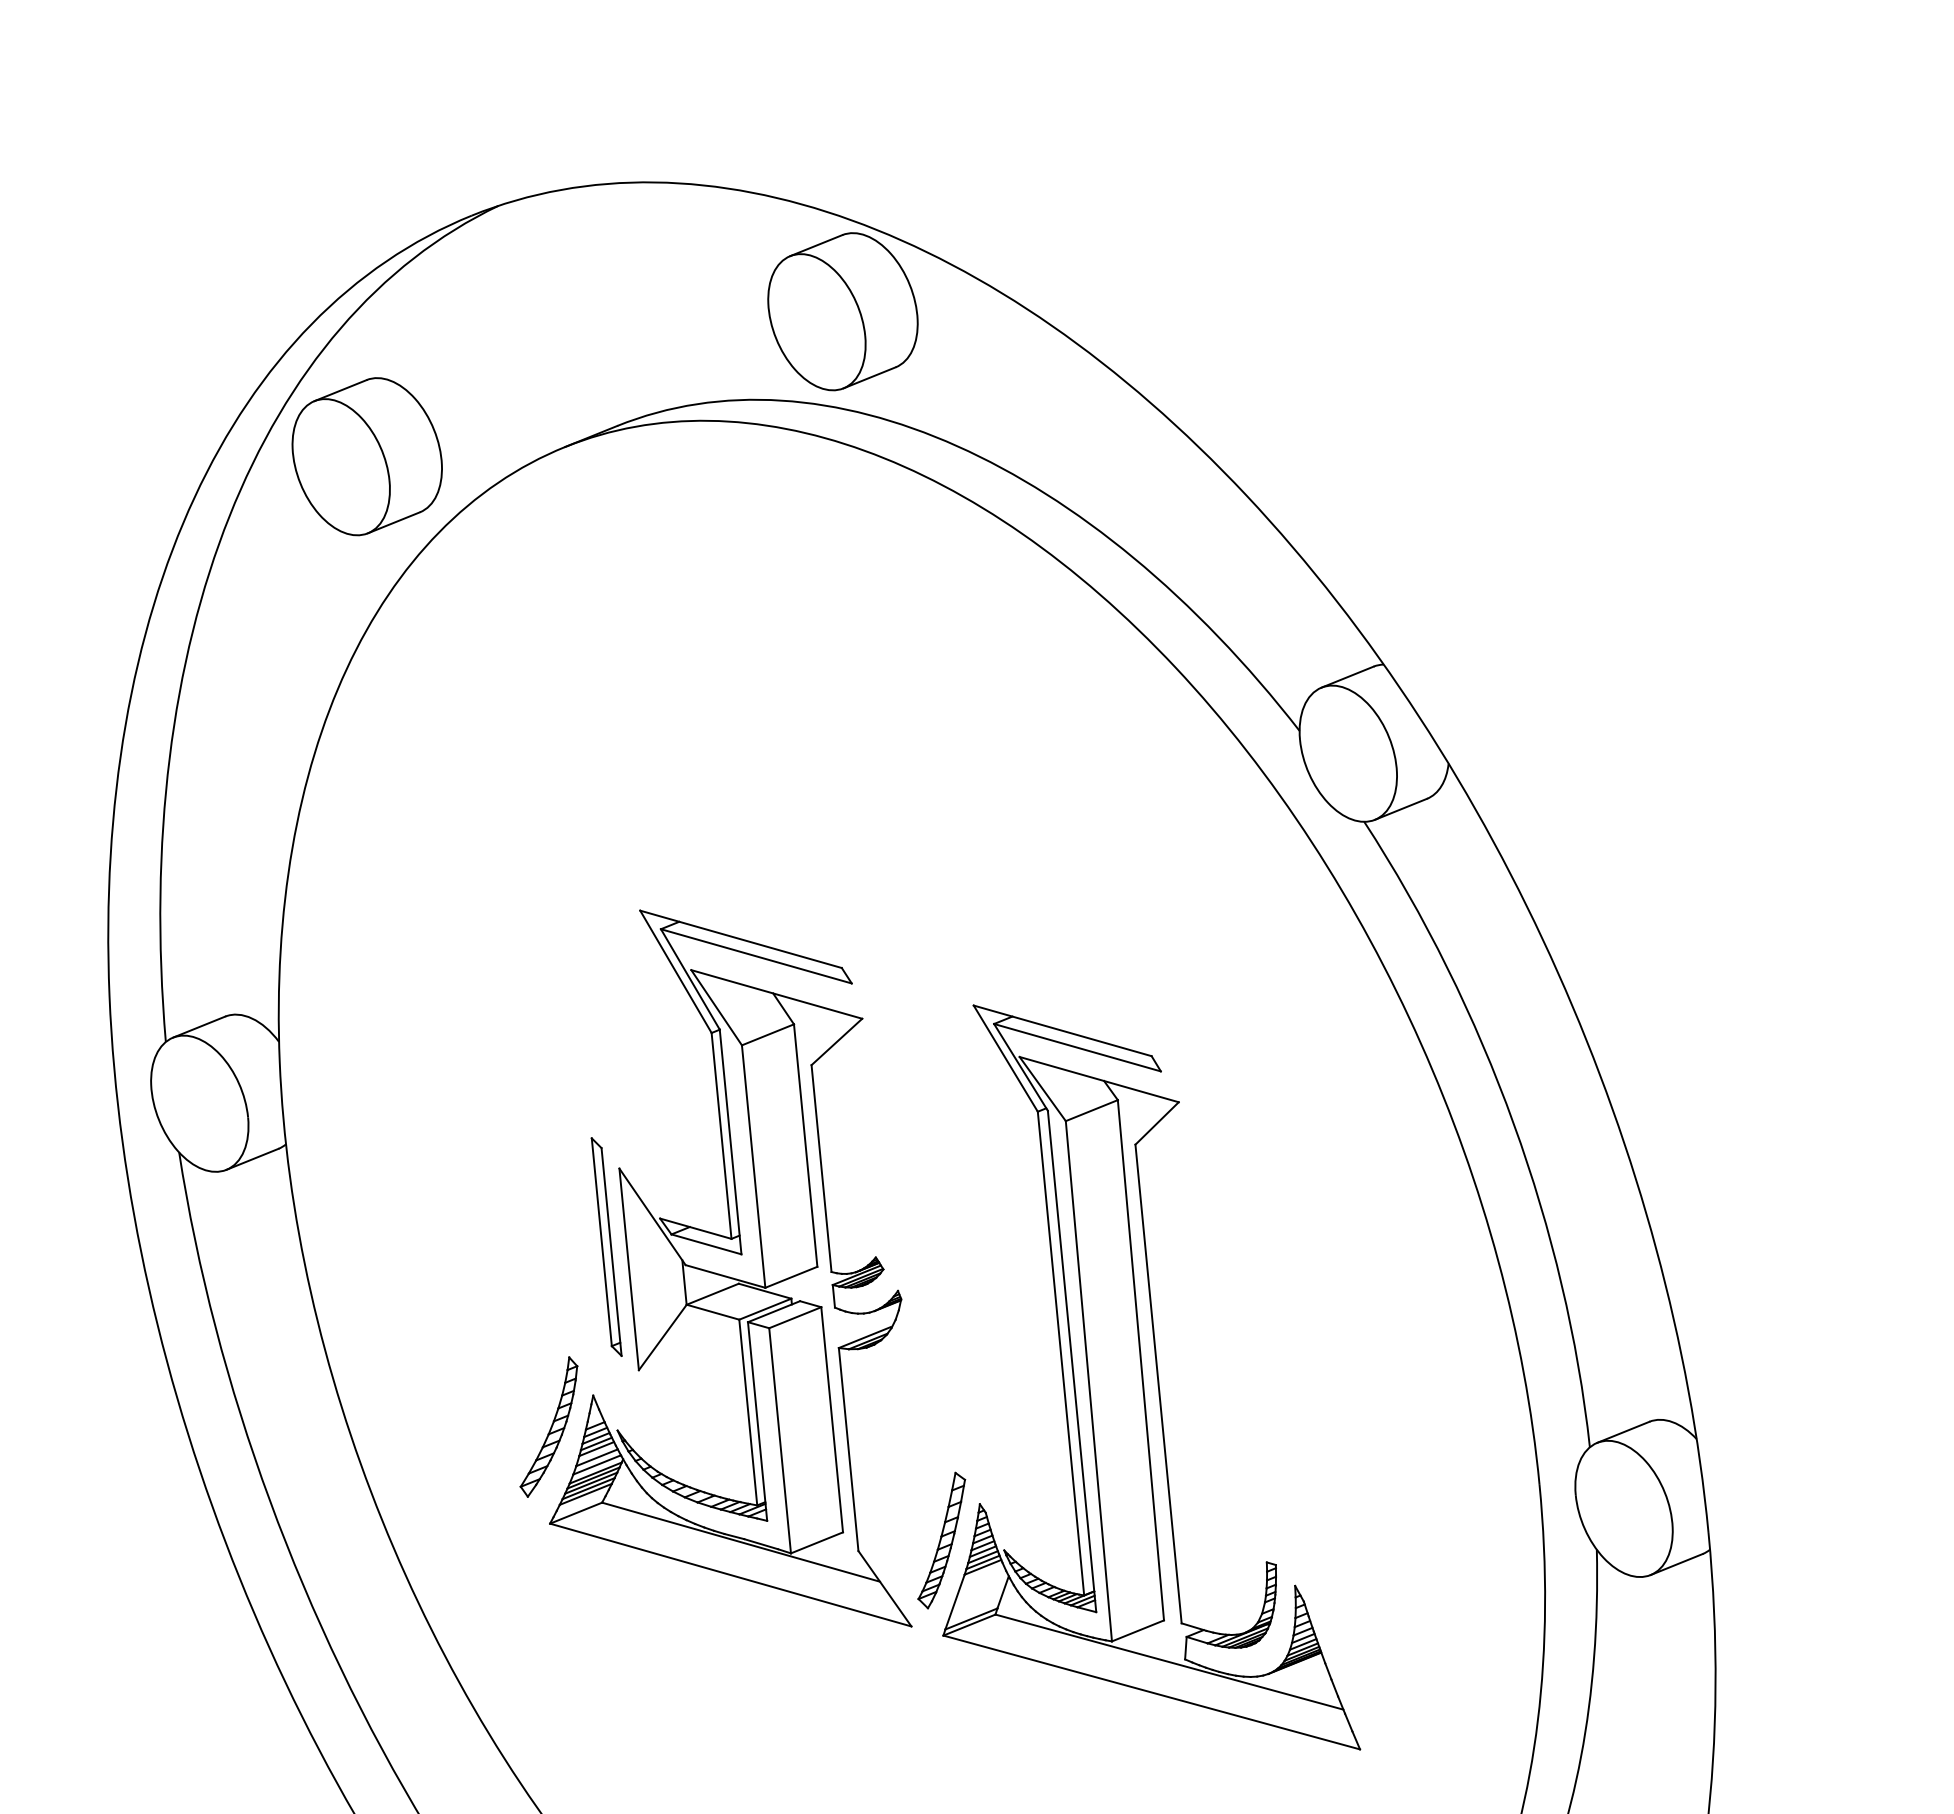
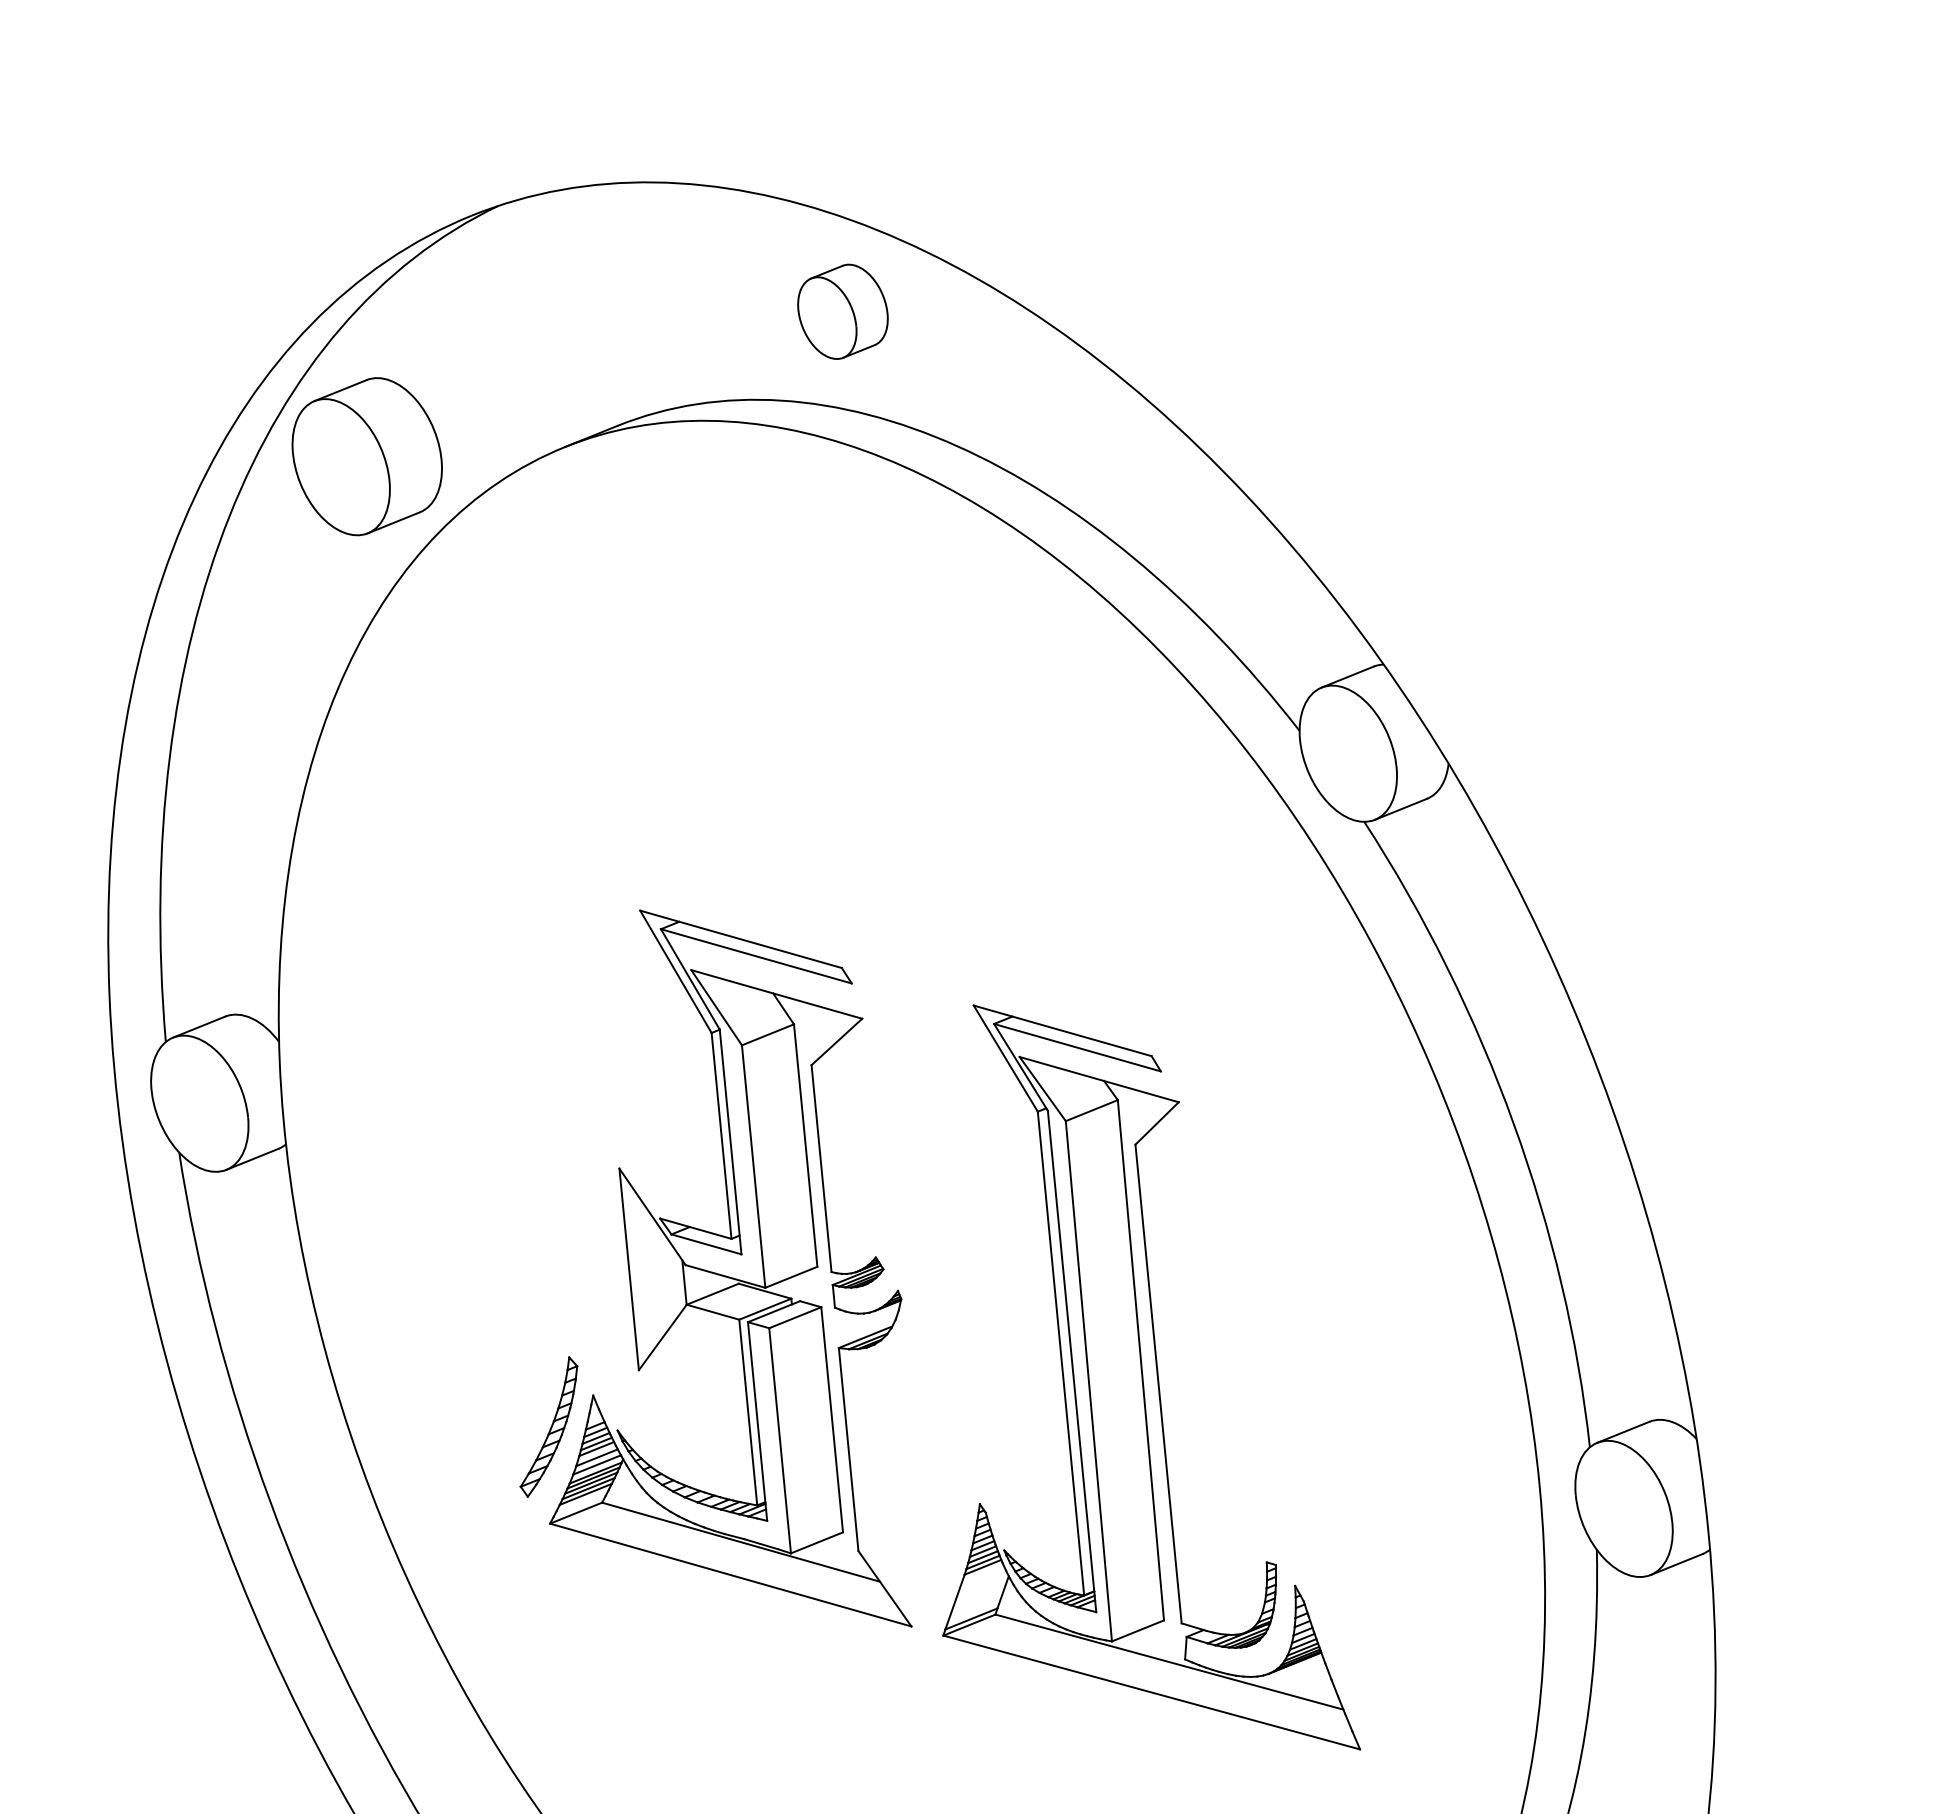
part size: 152x160 px -> 92x97 px (842, 311)
part: present -> none (606, 1246)
part: present -> none (941, 1540)
